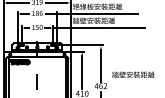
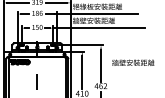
text position: (133, 74) -> (133, 62) (133, 62)
